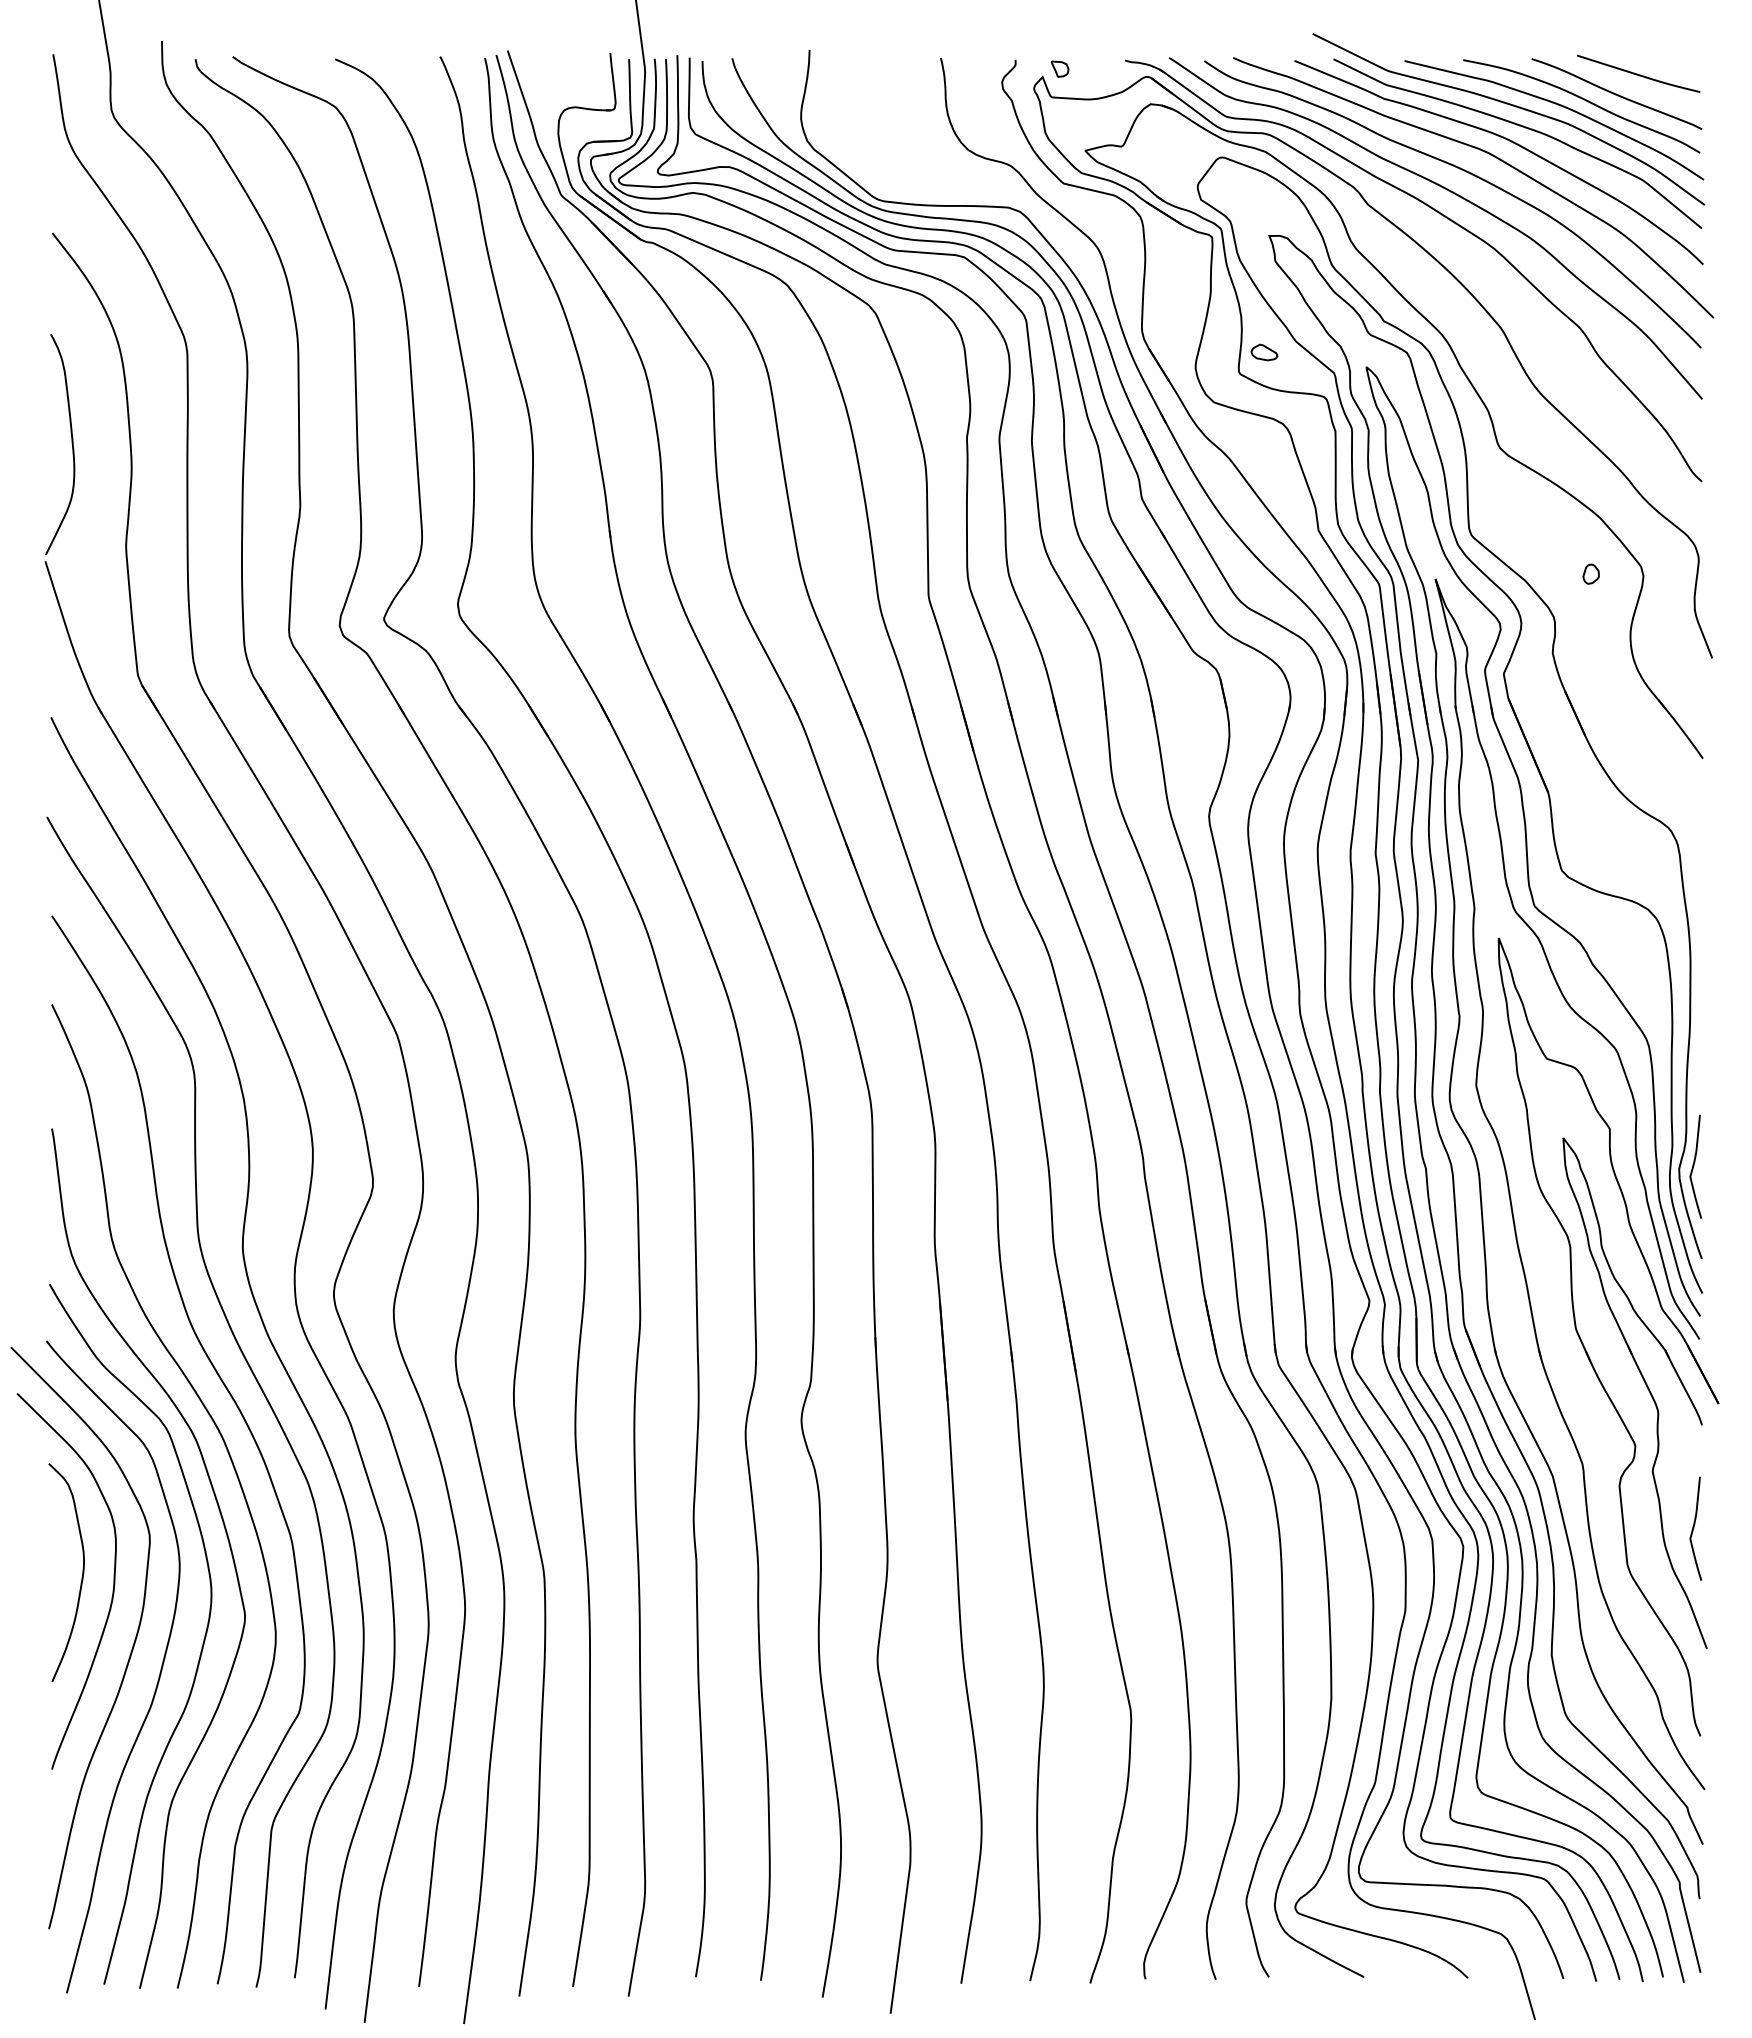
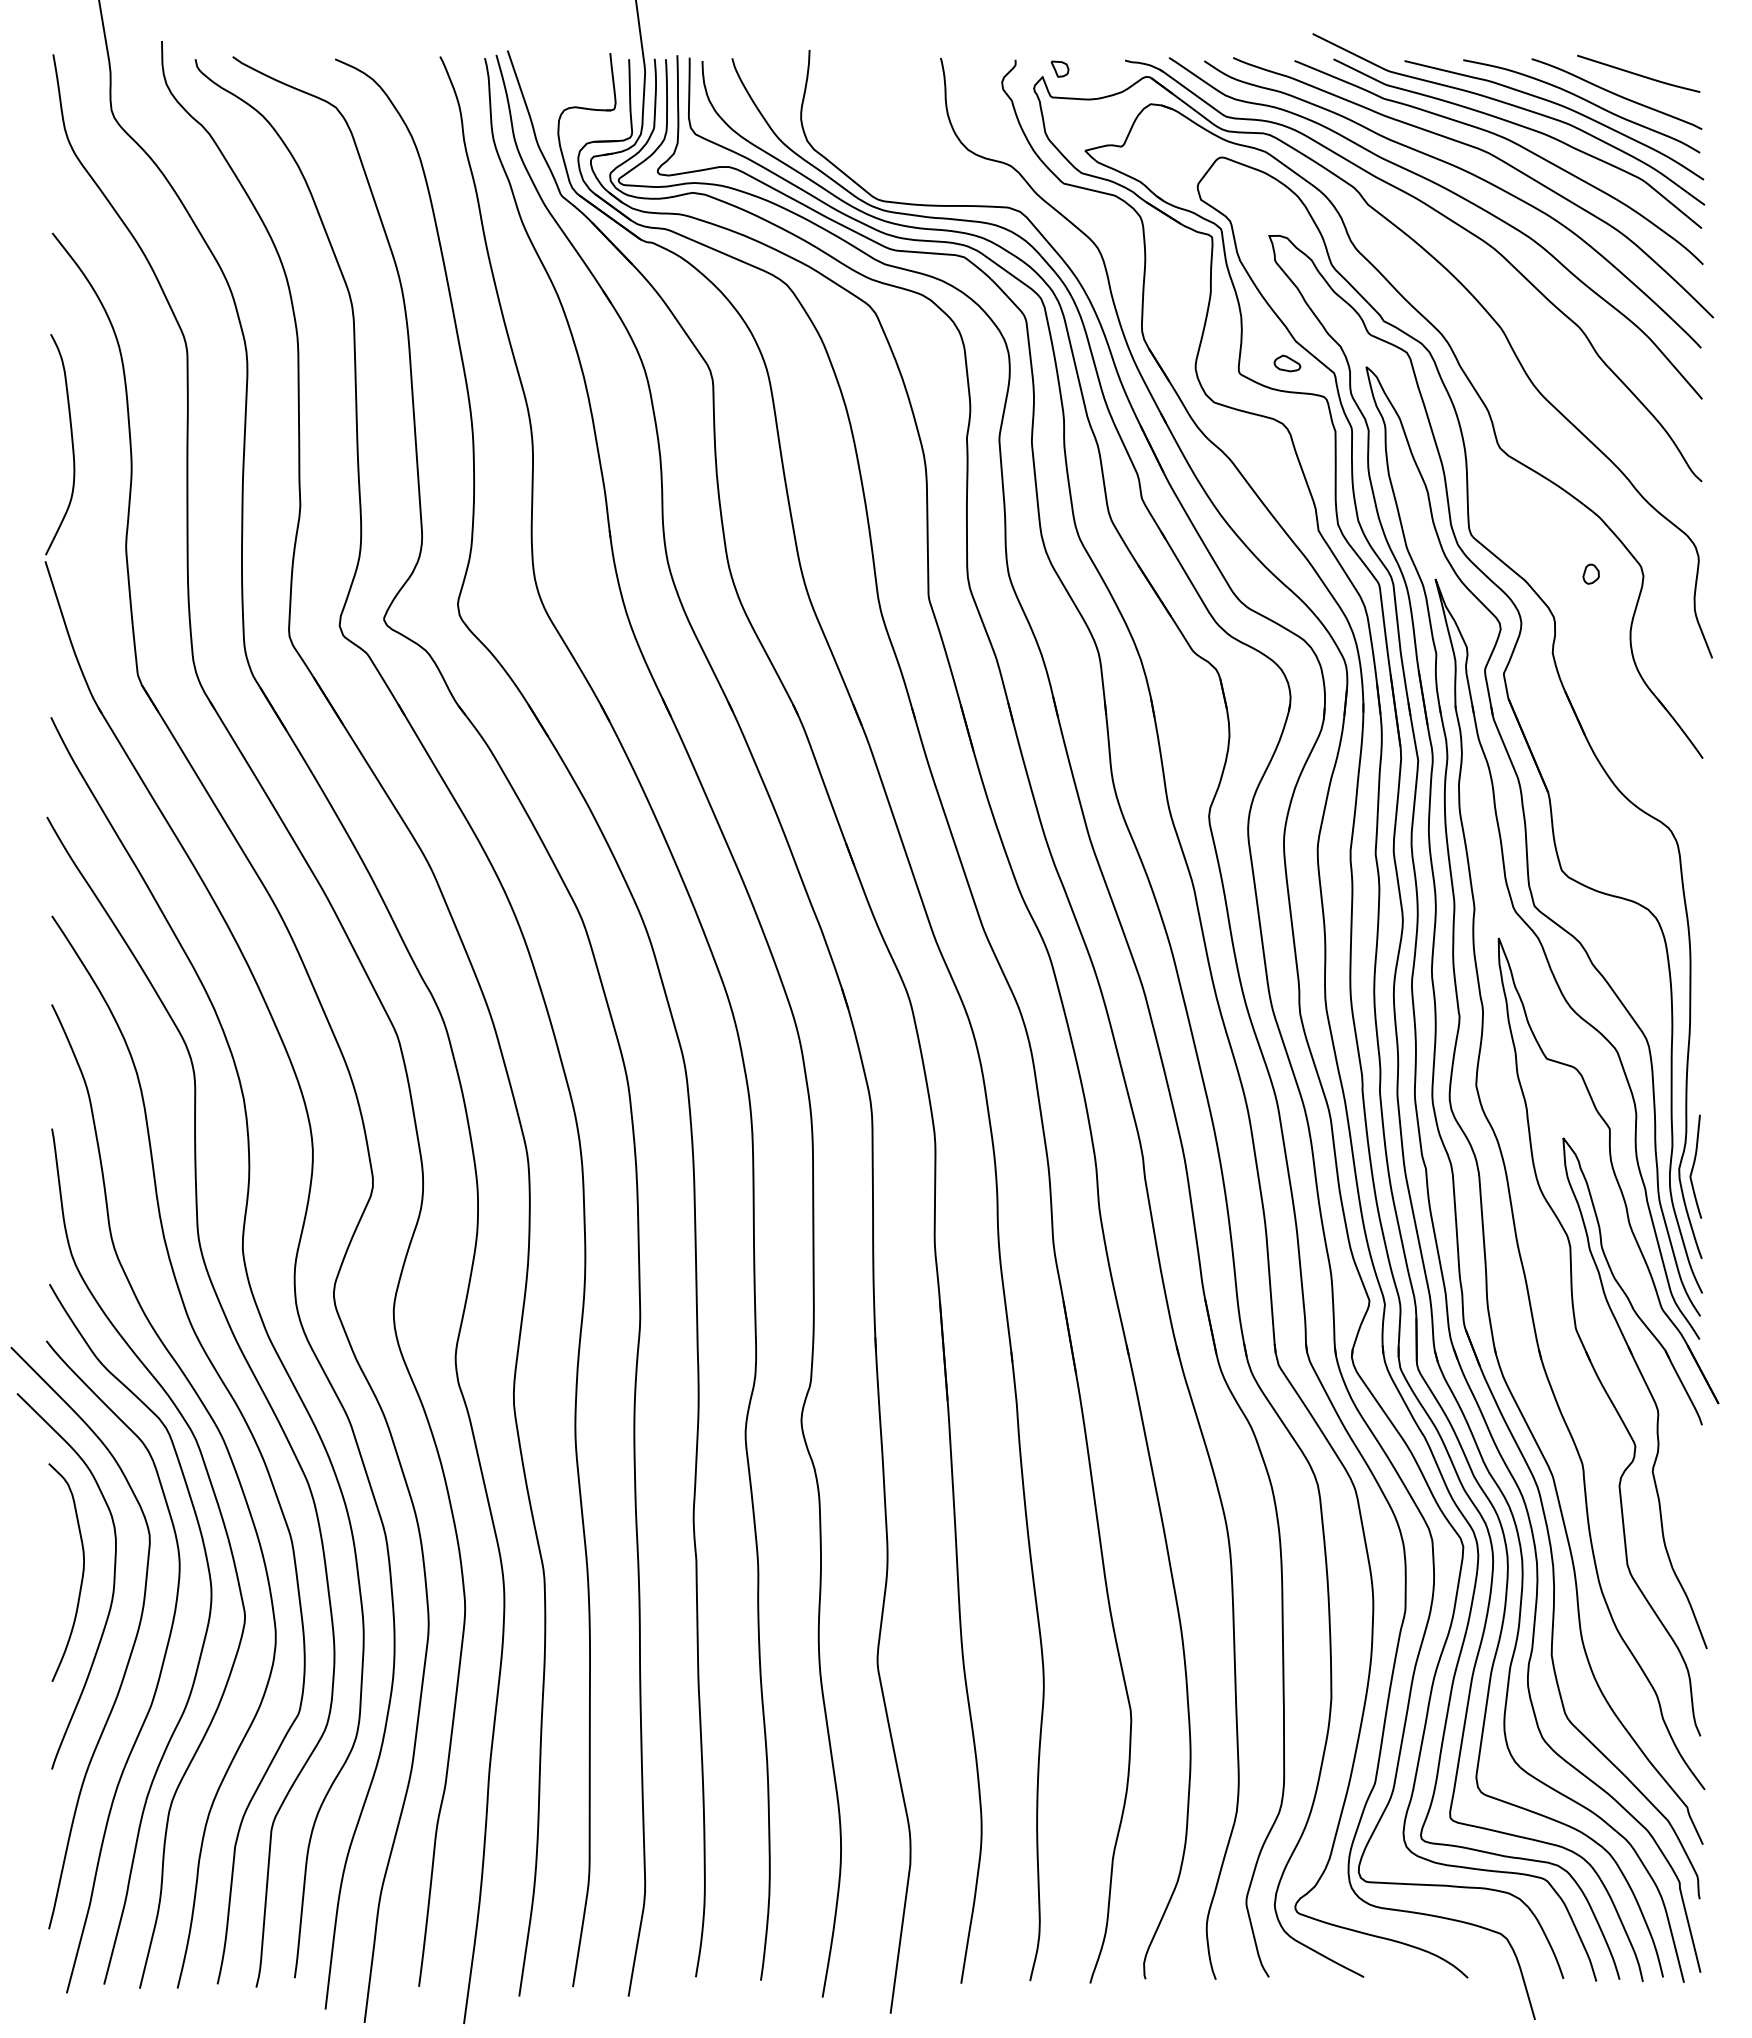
part position: (1264, 352) -> (1287, 363) (1287, 363)
curve: present -> none (1694, 1528)
